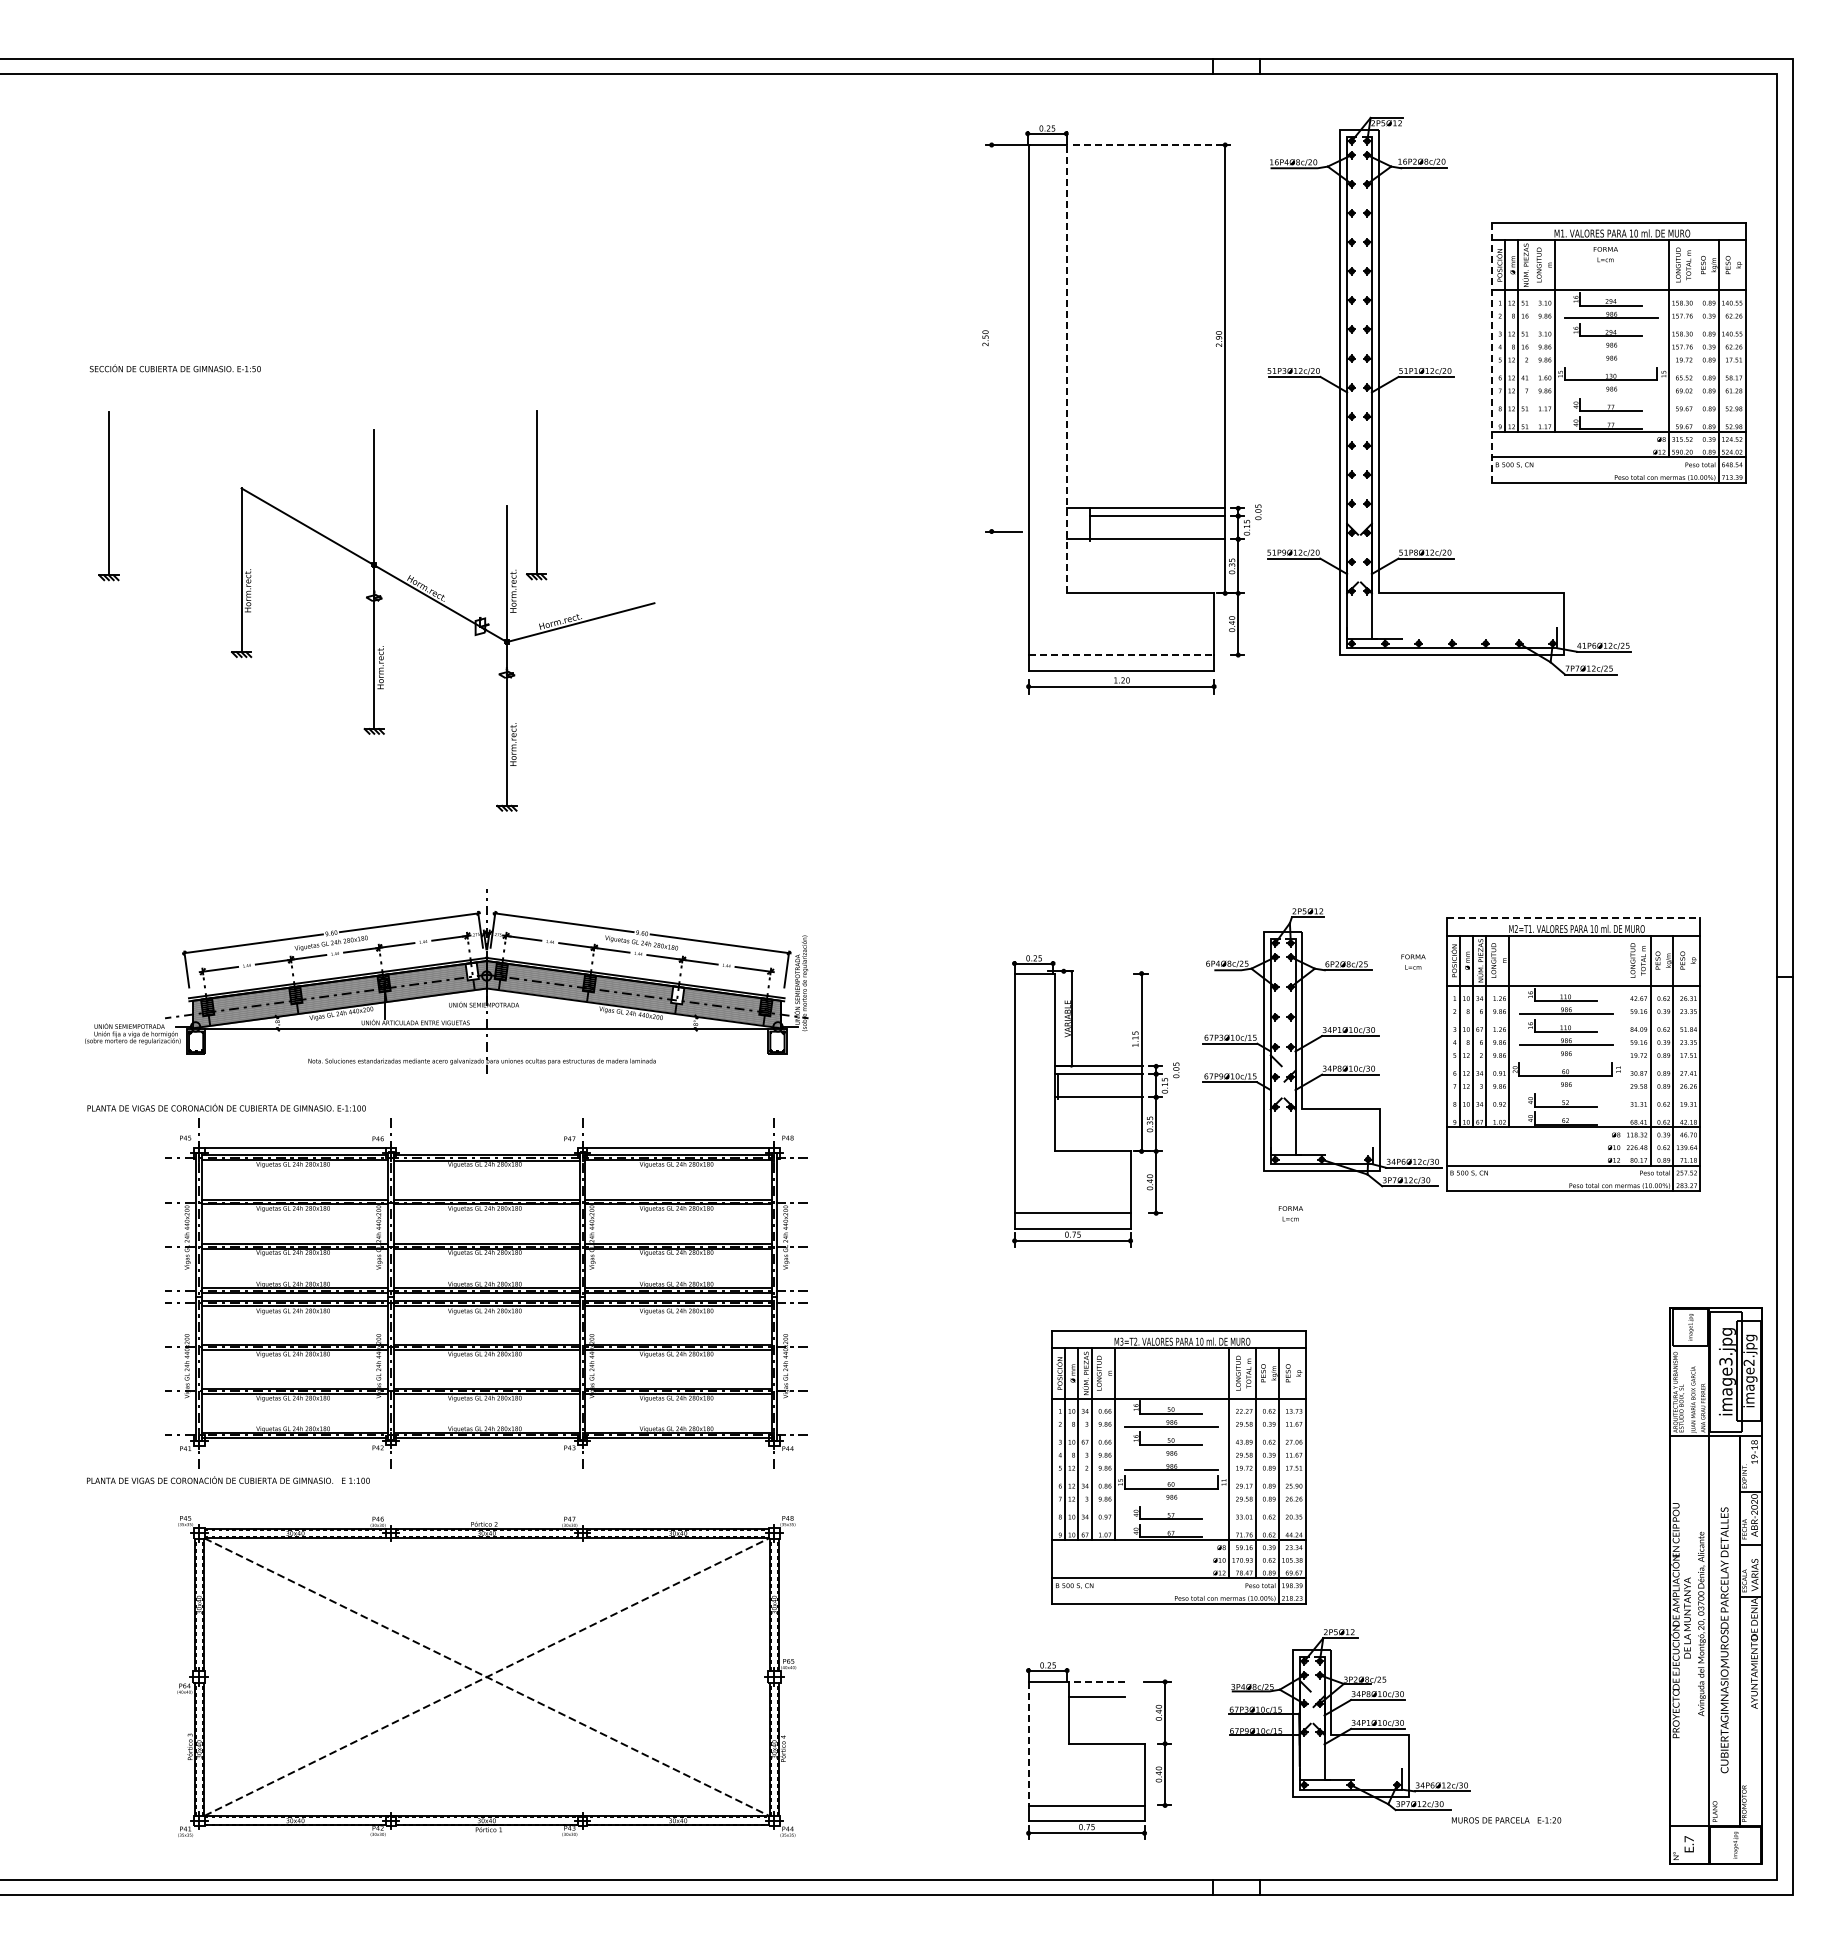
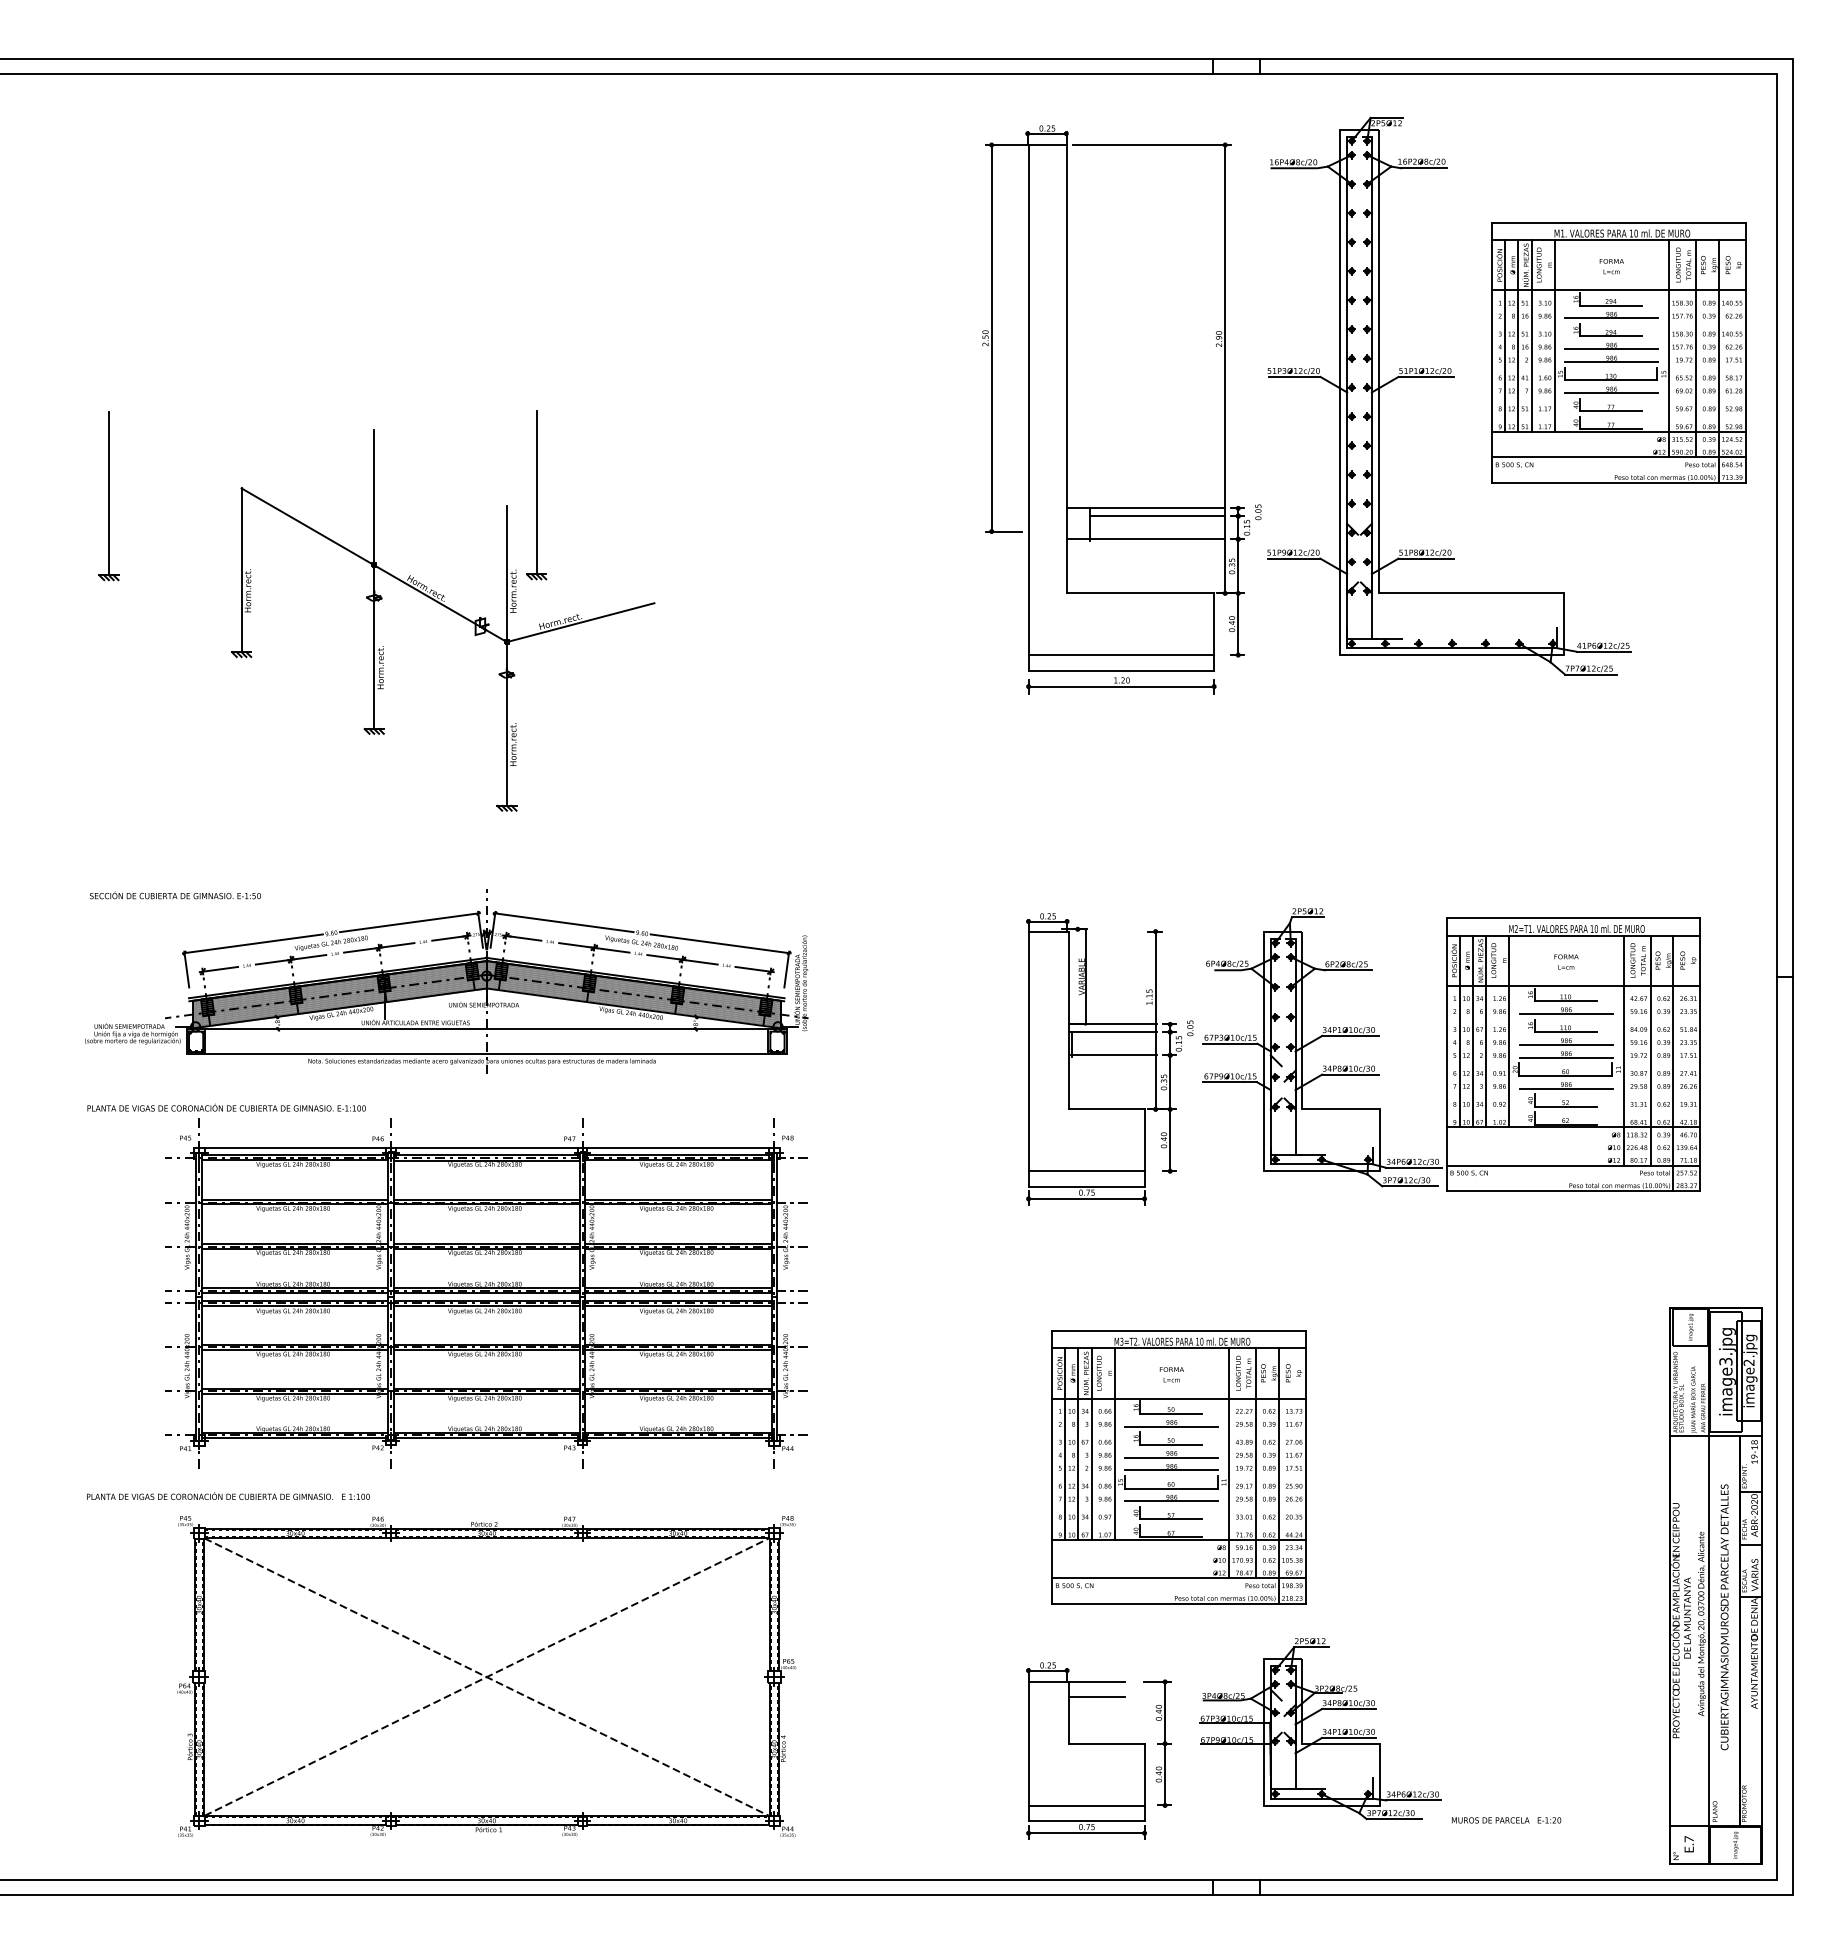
line: dashed -> solid (1152, 145)
text position: (1605, 254) -> (1611, 266) (1611, 266)
line: none -> present (1531, 336)
line: none -> present (991, 338)
line: none -> present (1695, 348)
line: none -> present (1611, 349)
line: dashed -> solid (1492, 352)
line: none -> present (1611, 362)
text position: (174, 368) -> (174, 895) (174, 895)
line: dashed -> solid (1067, 368)
line: none -> present (1611, 393)
line: dashed -> solid (1121, 655)
line: dashed -> solid (1573, 918)
text position: (1413, 961) -> (1566, 961) (1566, 961)
hatch: none -> present (471, 970)
hatch: none -> present (677, 995)
line: none -> present (1623, 1050)
line: none -> present (486, 1054)
line: none -> present (1566, 1057)
line: none -> present (1566, 1088)
part position: (1095, 1101) -> (1109, 1059) (1109, 1059)
line: none -> present (486, 1148)
text position: (1290, 1213) -> (1171, 1374) (1171, 1374)
line: none -> present (1171, 1457)
text position: (228, 1479) -> (228, 1495) (228, 1495)
line: none -> present (1171, 1501)
text position: (1724, 1640) -> (1724, 1617) (1724, 1617)
line: dashed -> solid (1096, 1681)
part position: (1349, 1720) -> (1320, 1729) (1320, 1729)
line: dashed -> solid (1028, 1743)
